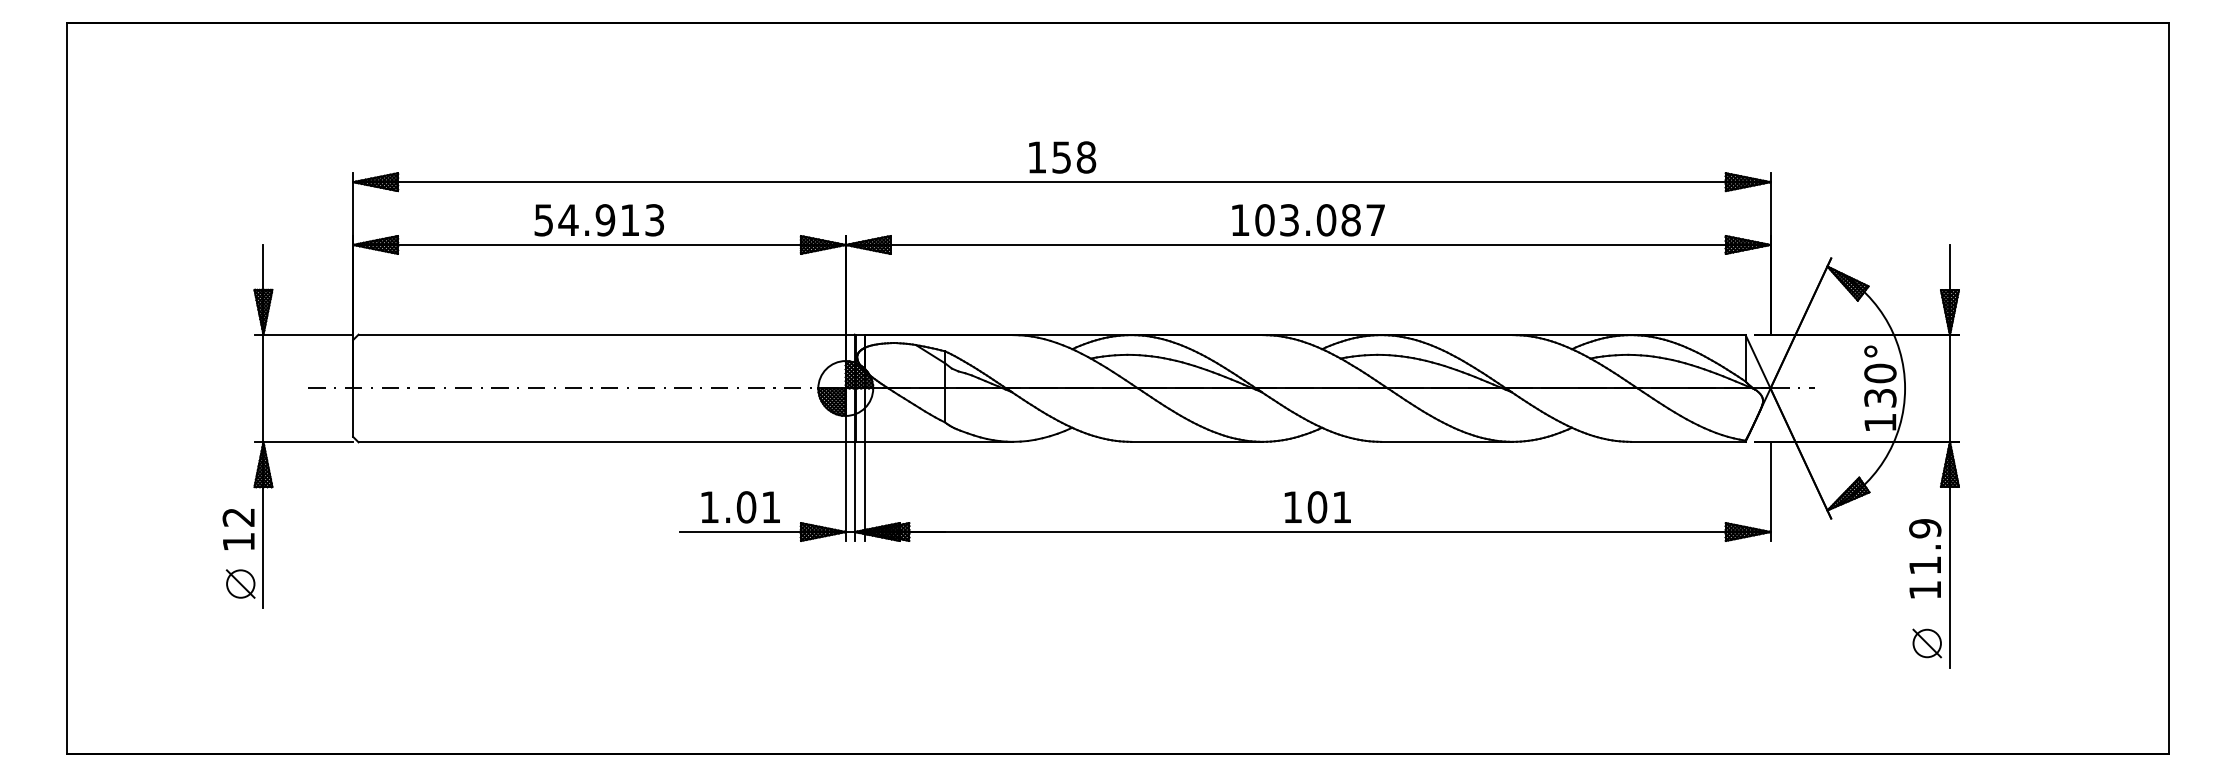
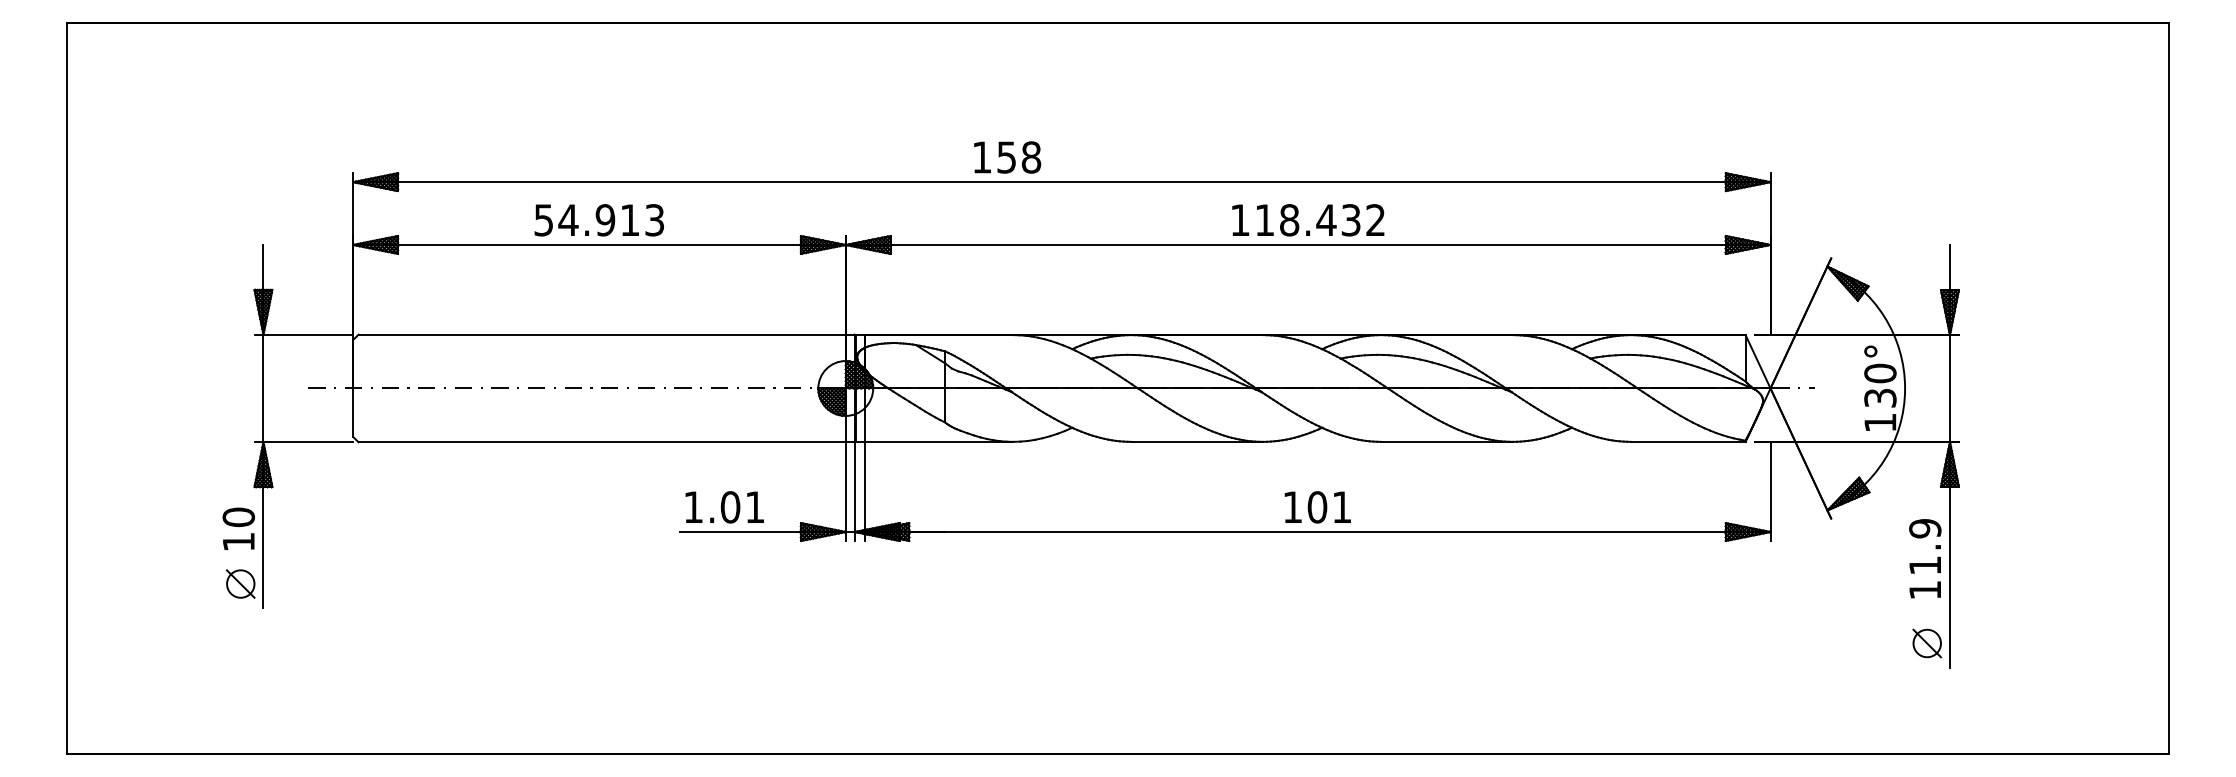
text position: (1062, 157) -> (1007, 157) (1007, 157)
text: 103.087 -> 118.432 (1319, 220)
text position: (740, 507) -> (724, 507) (724, 507)
text: 12 -> 10 (238, 517)
